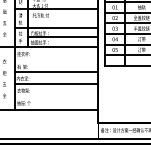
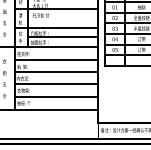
line: none -> present (56, 59)
line: none -> present (56, 97)
